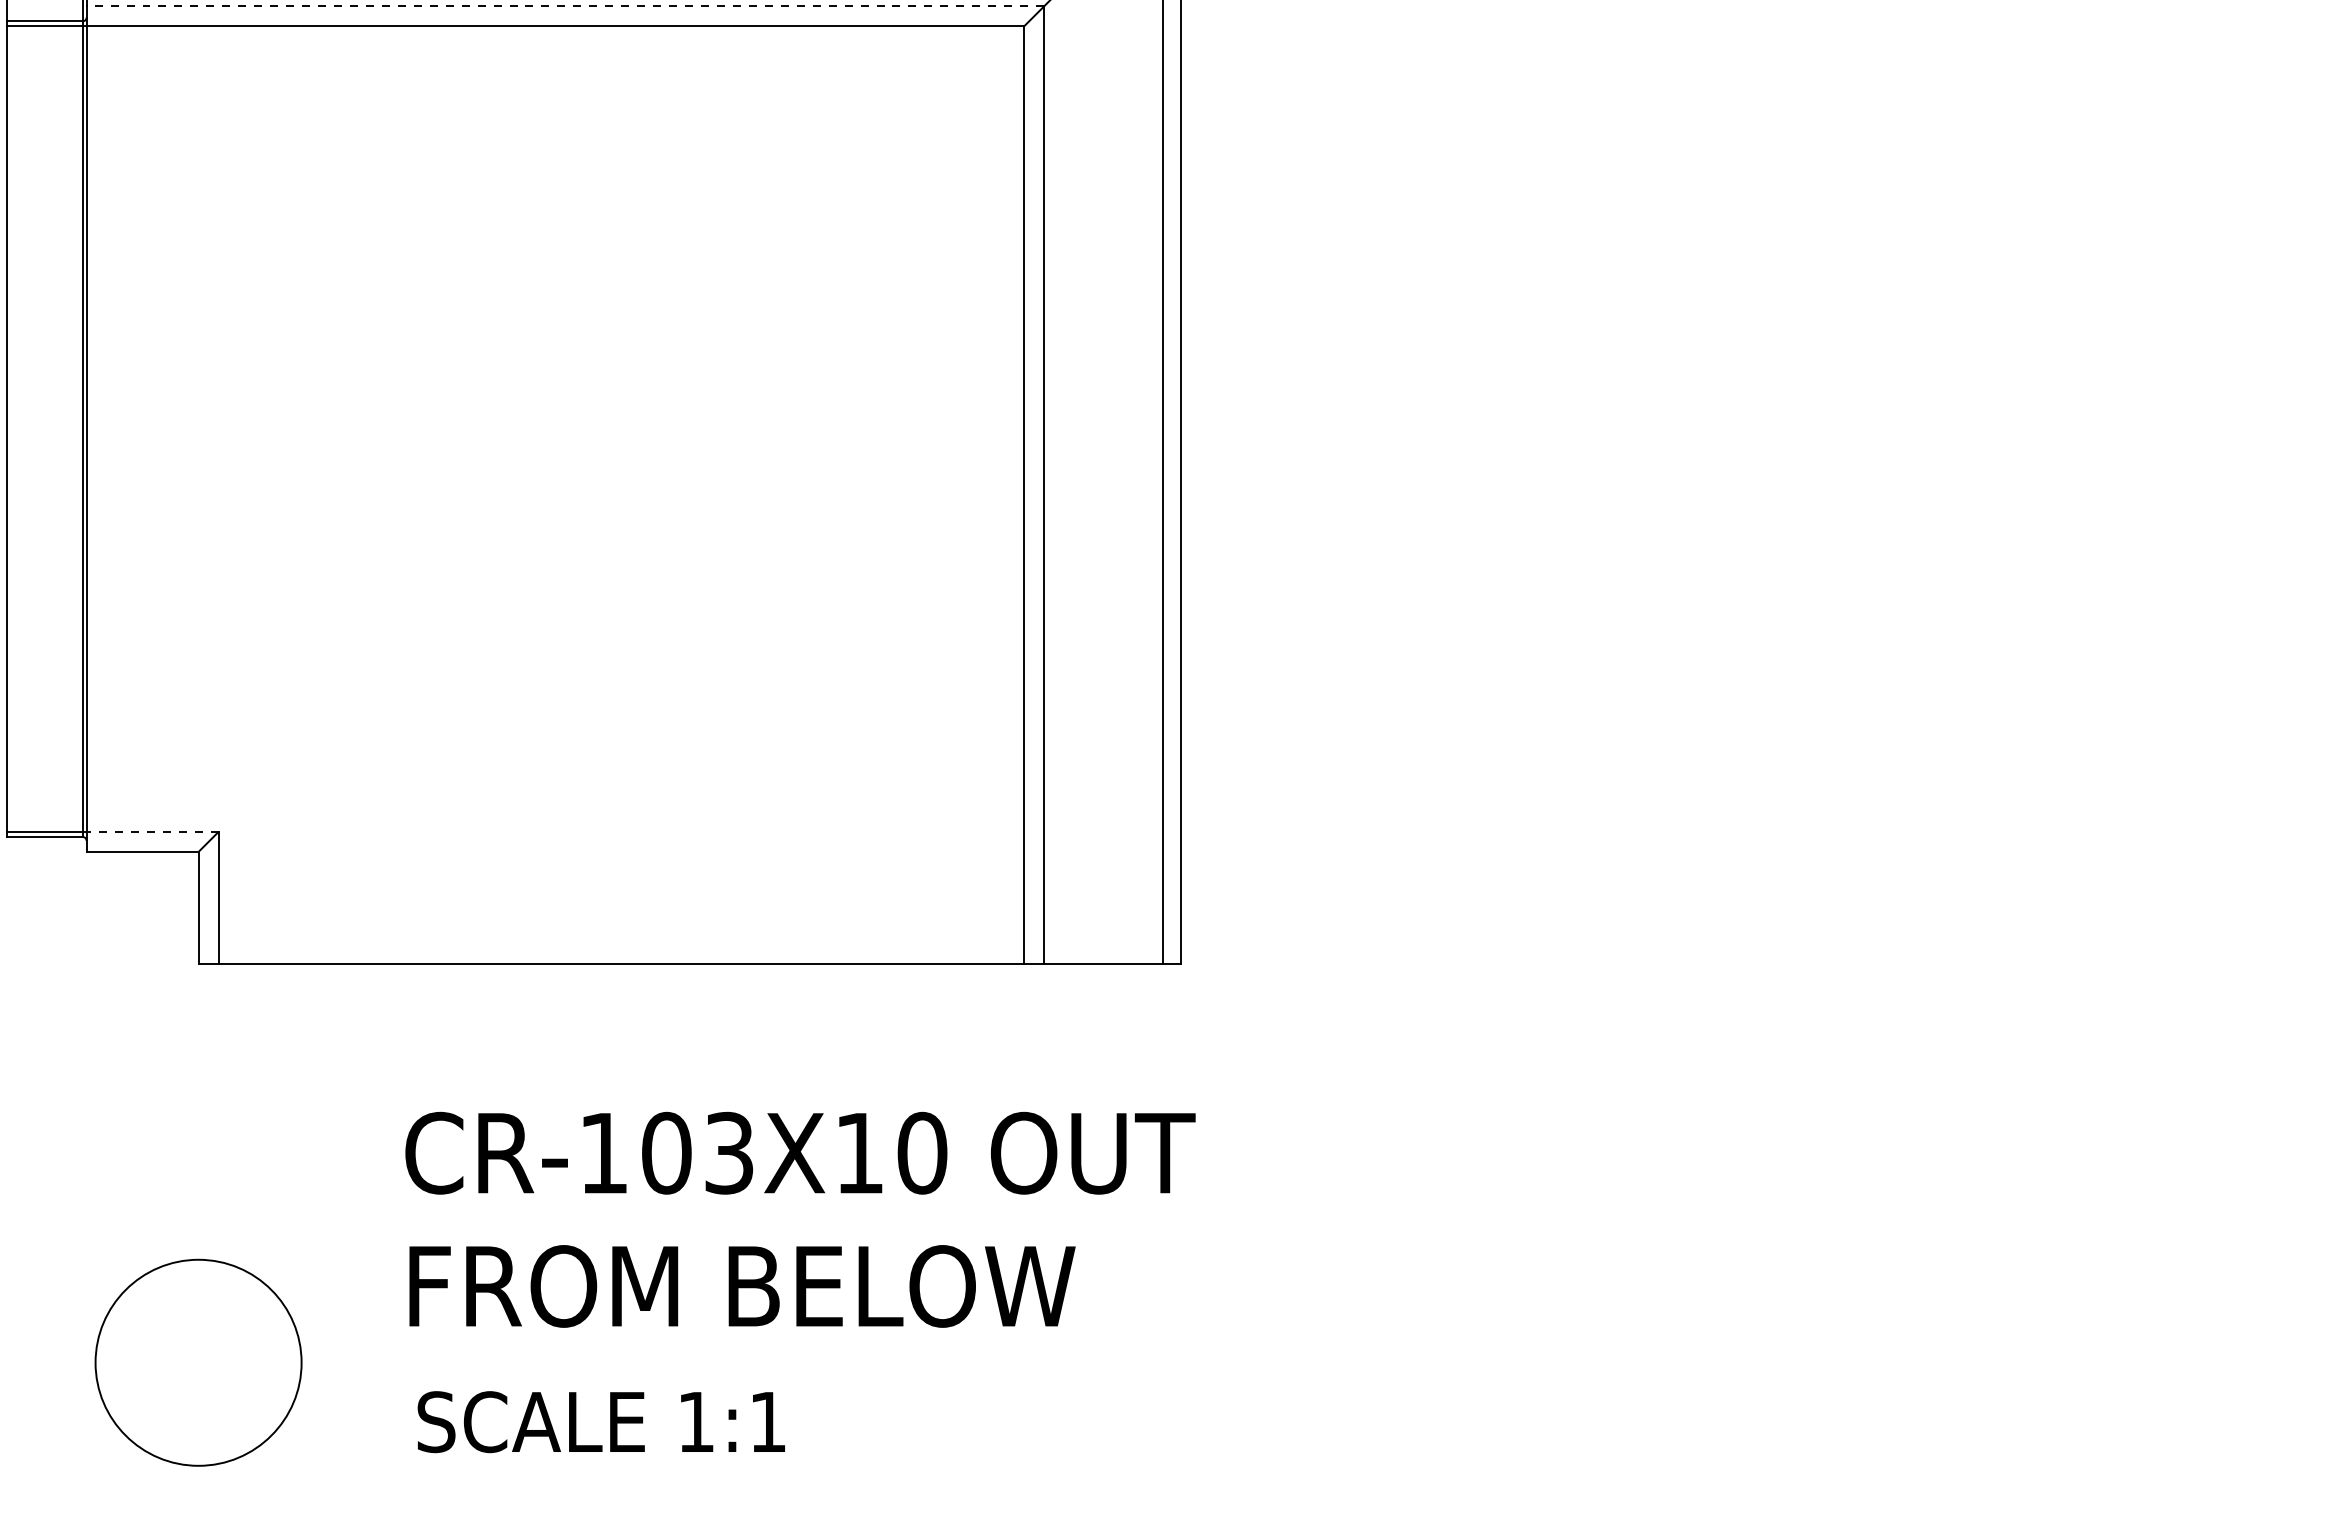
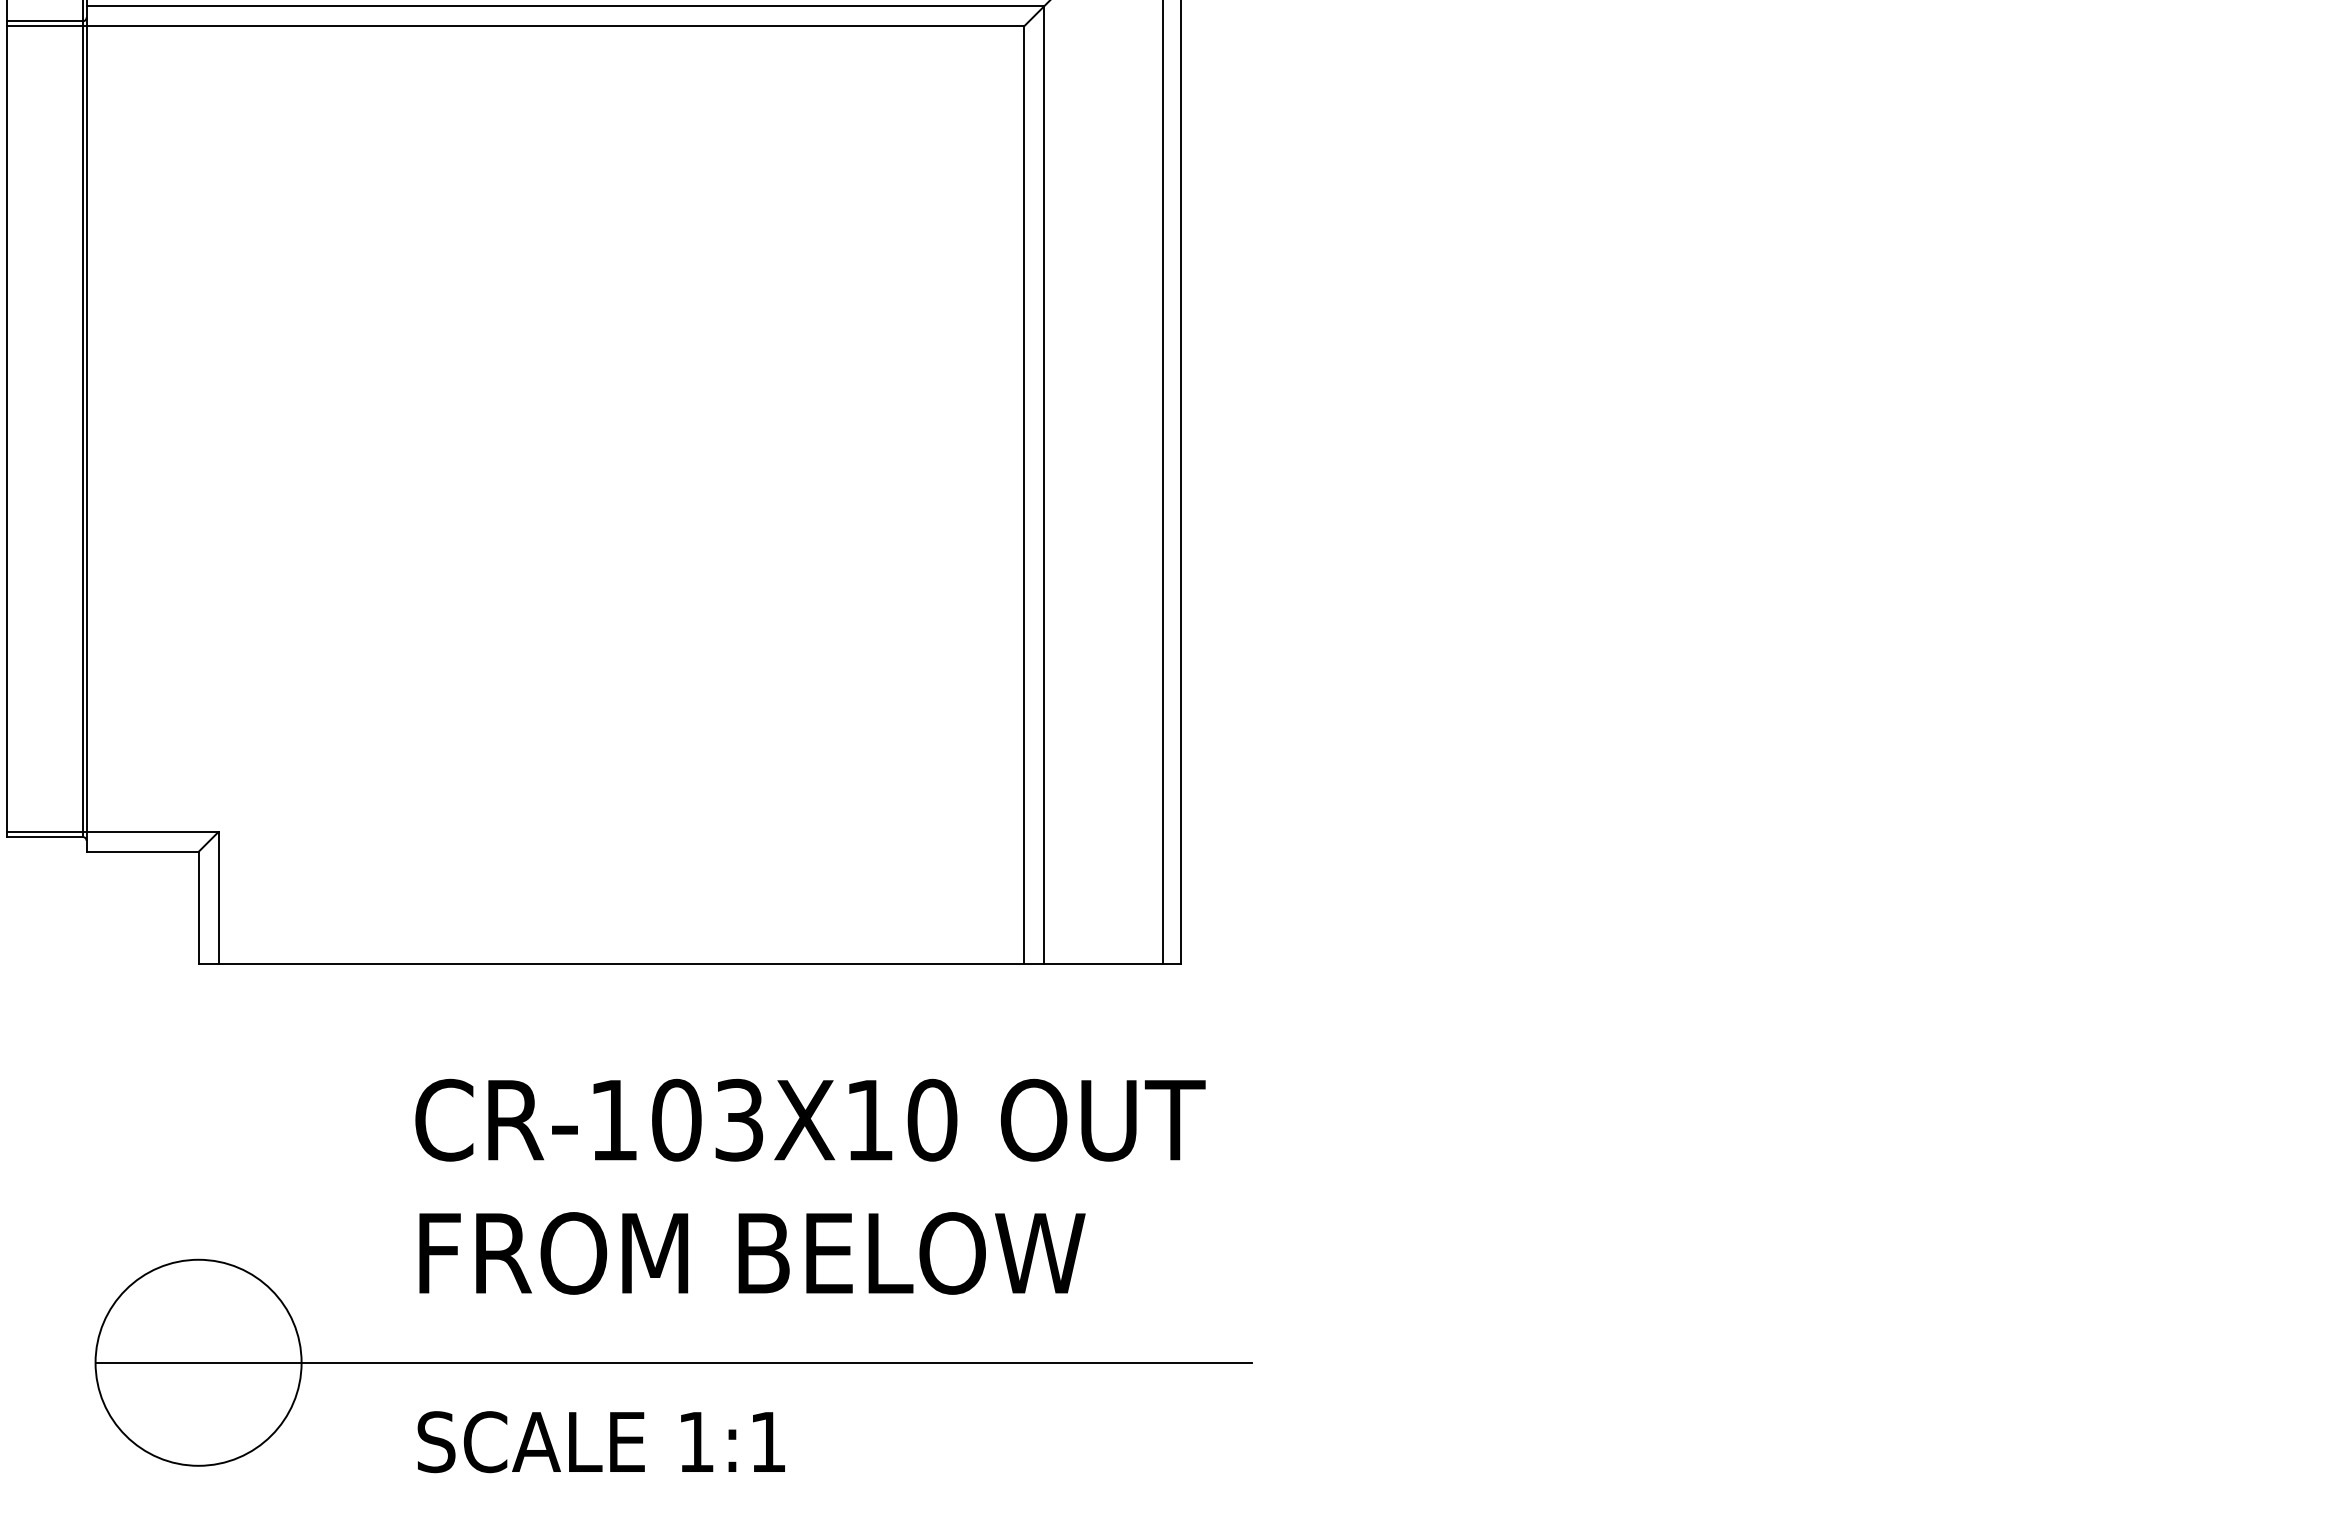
line: dashed -> solid (565, 6)
line: dashed -> solid (152, 831)
text position: (800, 1219) -> (810, 1186) (810, 1186)
line: none -> present (673, 1362)
text position: (600, 1422) -> (600, 1442) (600, 1442)
